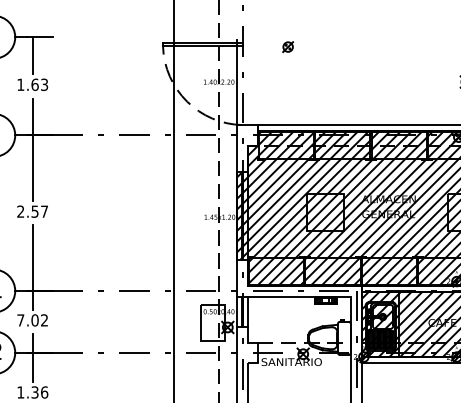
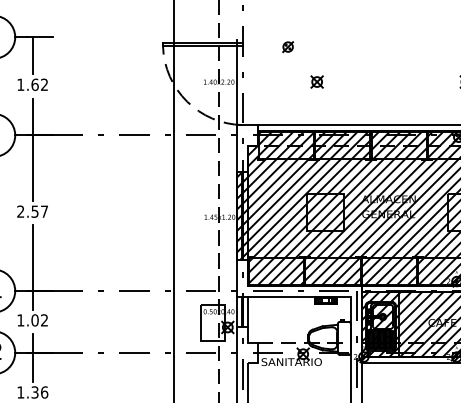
part: none -> present (316, 81)
text: 1.63 -> 1.62 (44, 84)
text: 7.02 -> 1.02 (20, 320)
